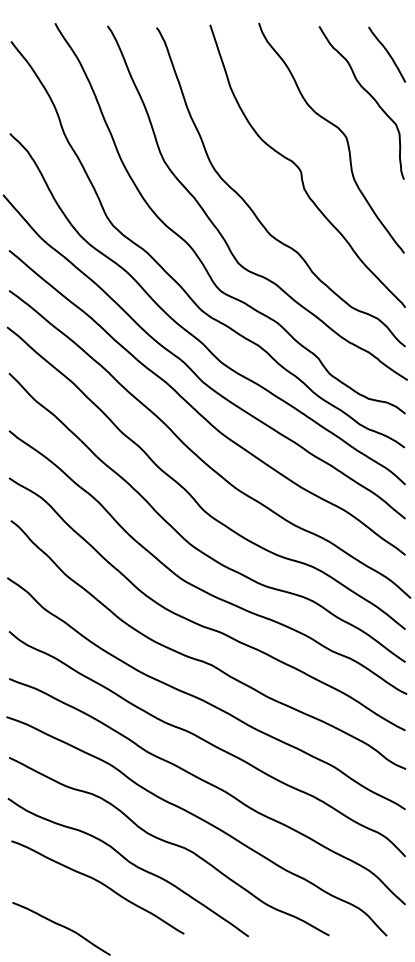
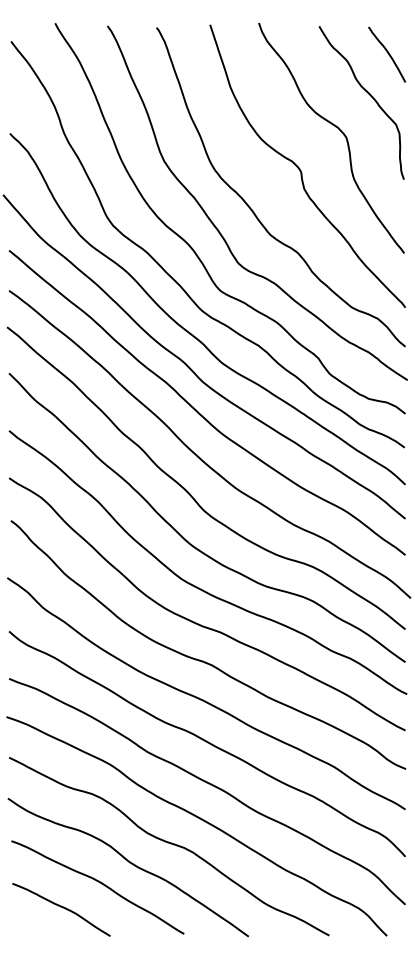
curve position: (62, 927) -> (62, 908) (62, 908)
